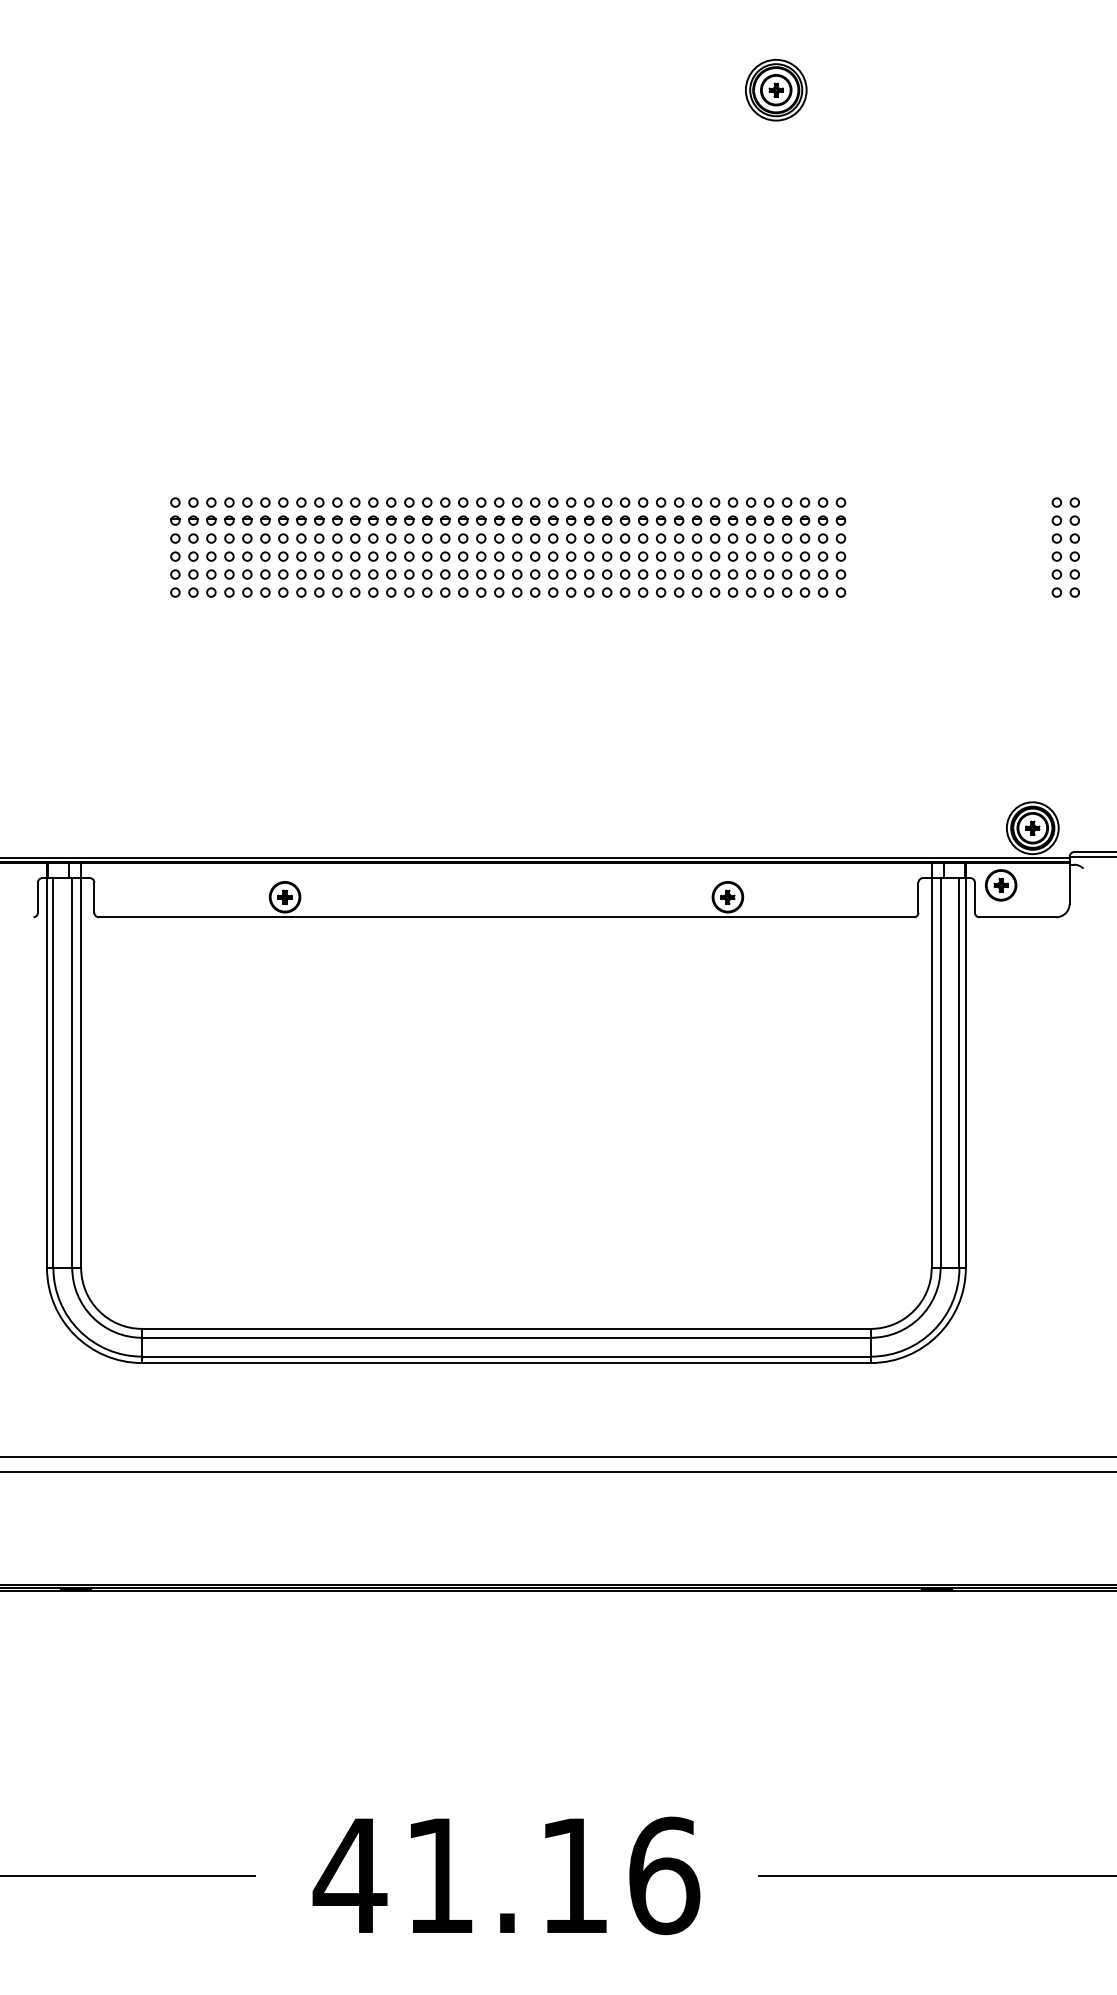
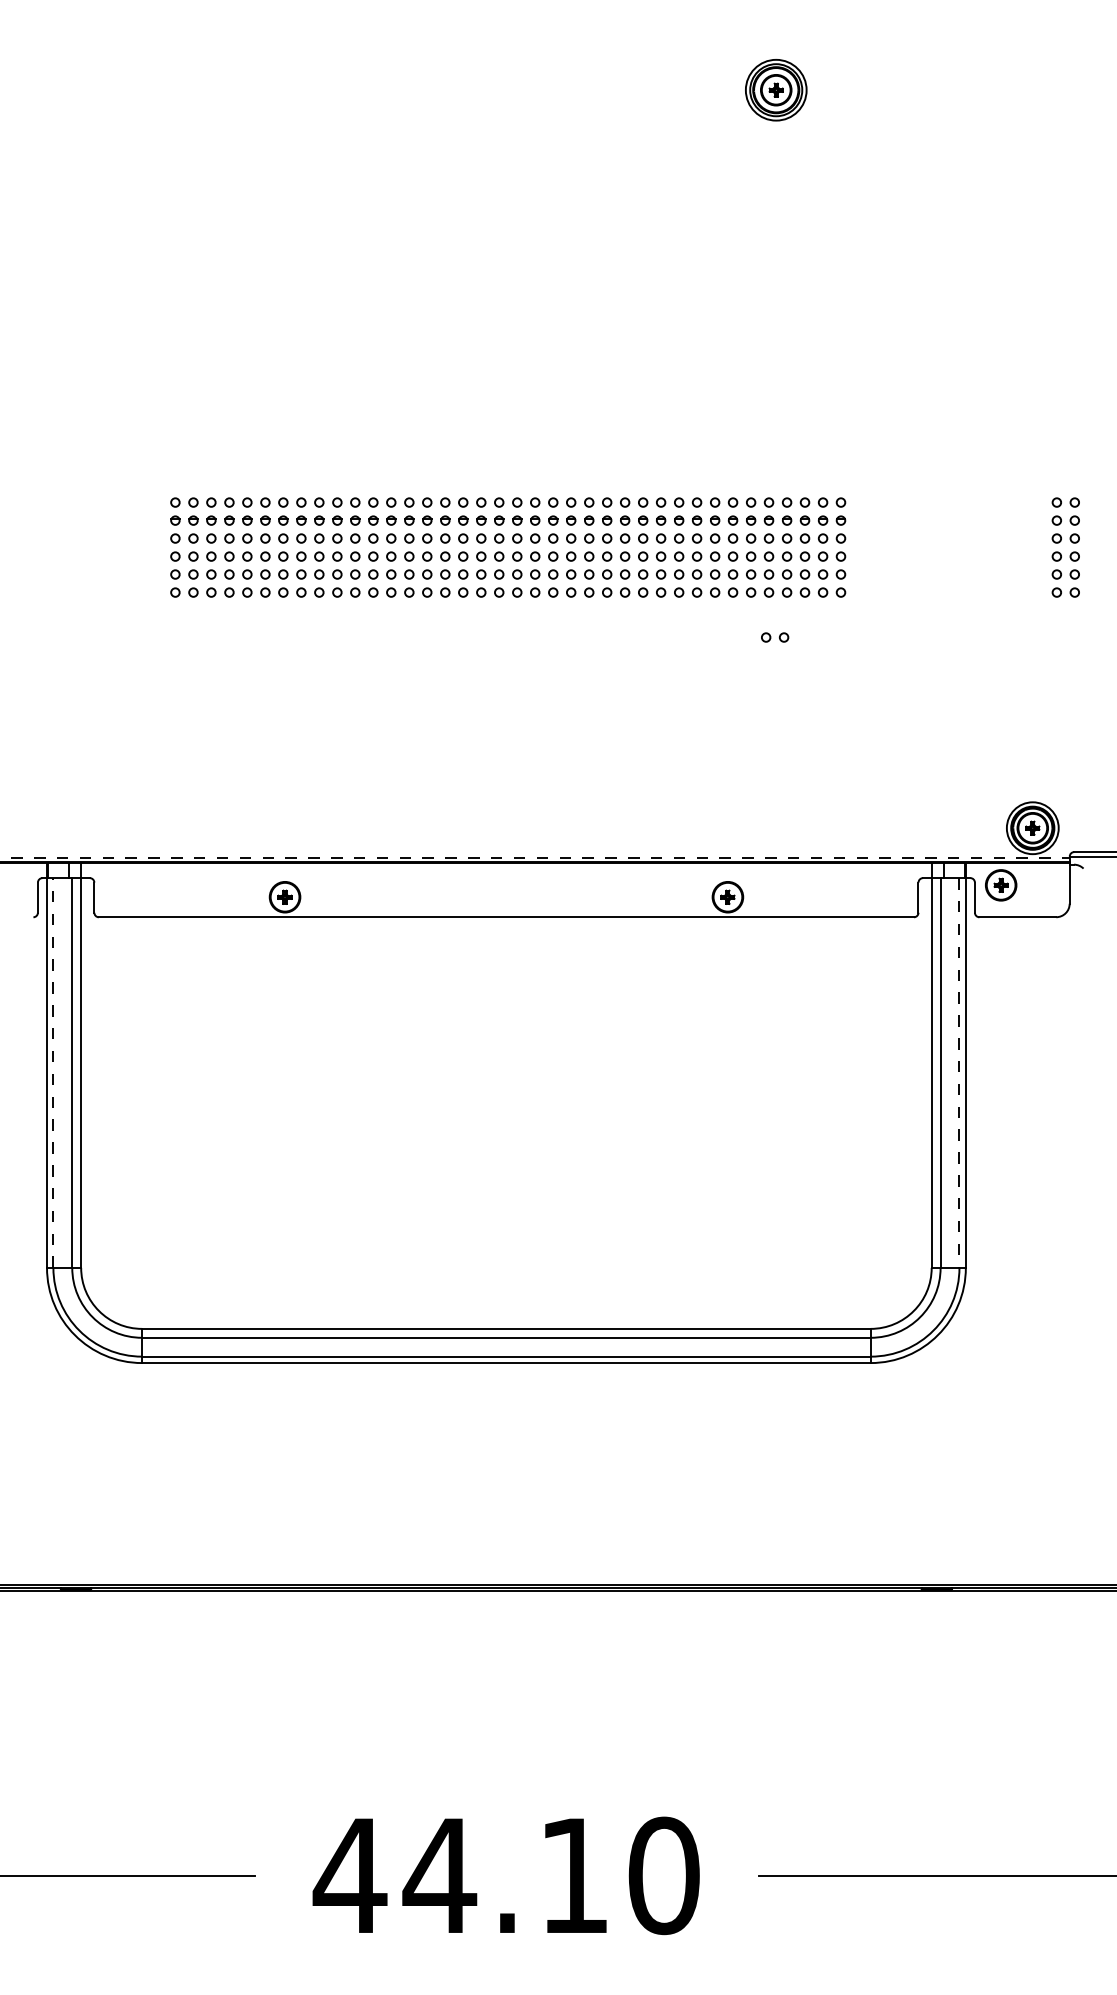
part: none -> present (775, 637)
line: solid -> dashed (535, 857)
line: solid -> dashed (53, 1073)
line: solid -> dashed (959, 1073)
line: present -> none (557, 1456)
line: present -> none (557, 1471)
text: 41.16 -> 44.10 (551, 1875)
